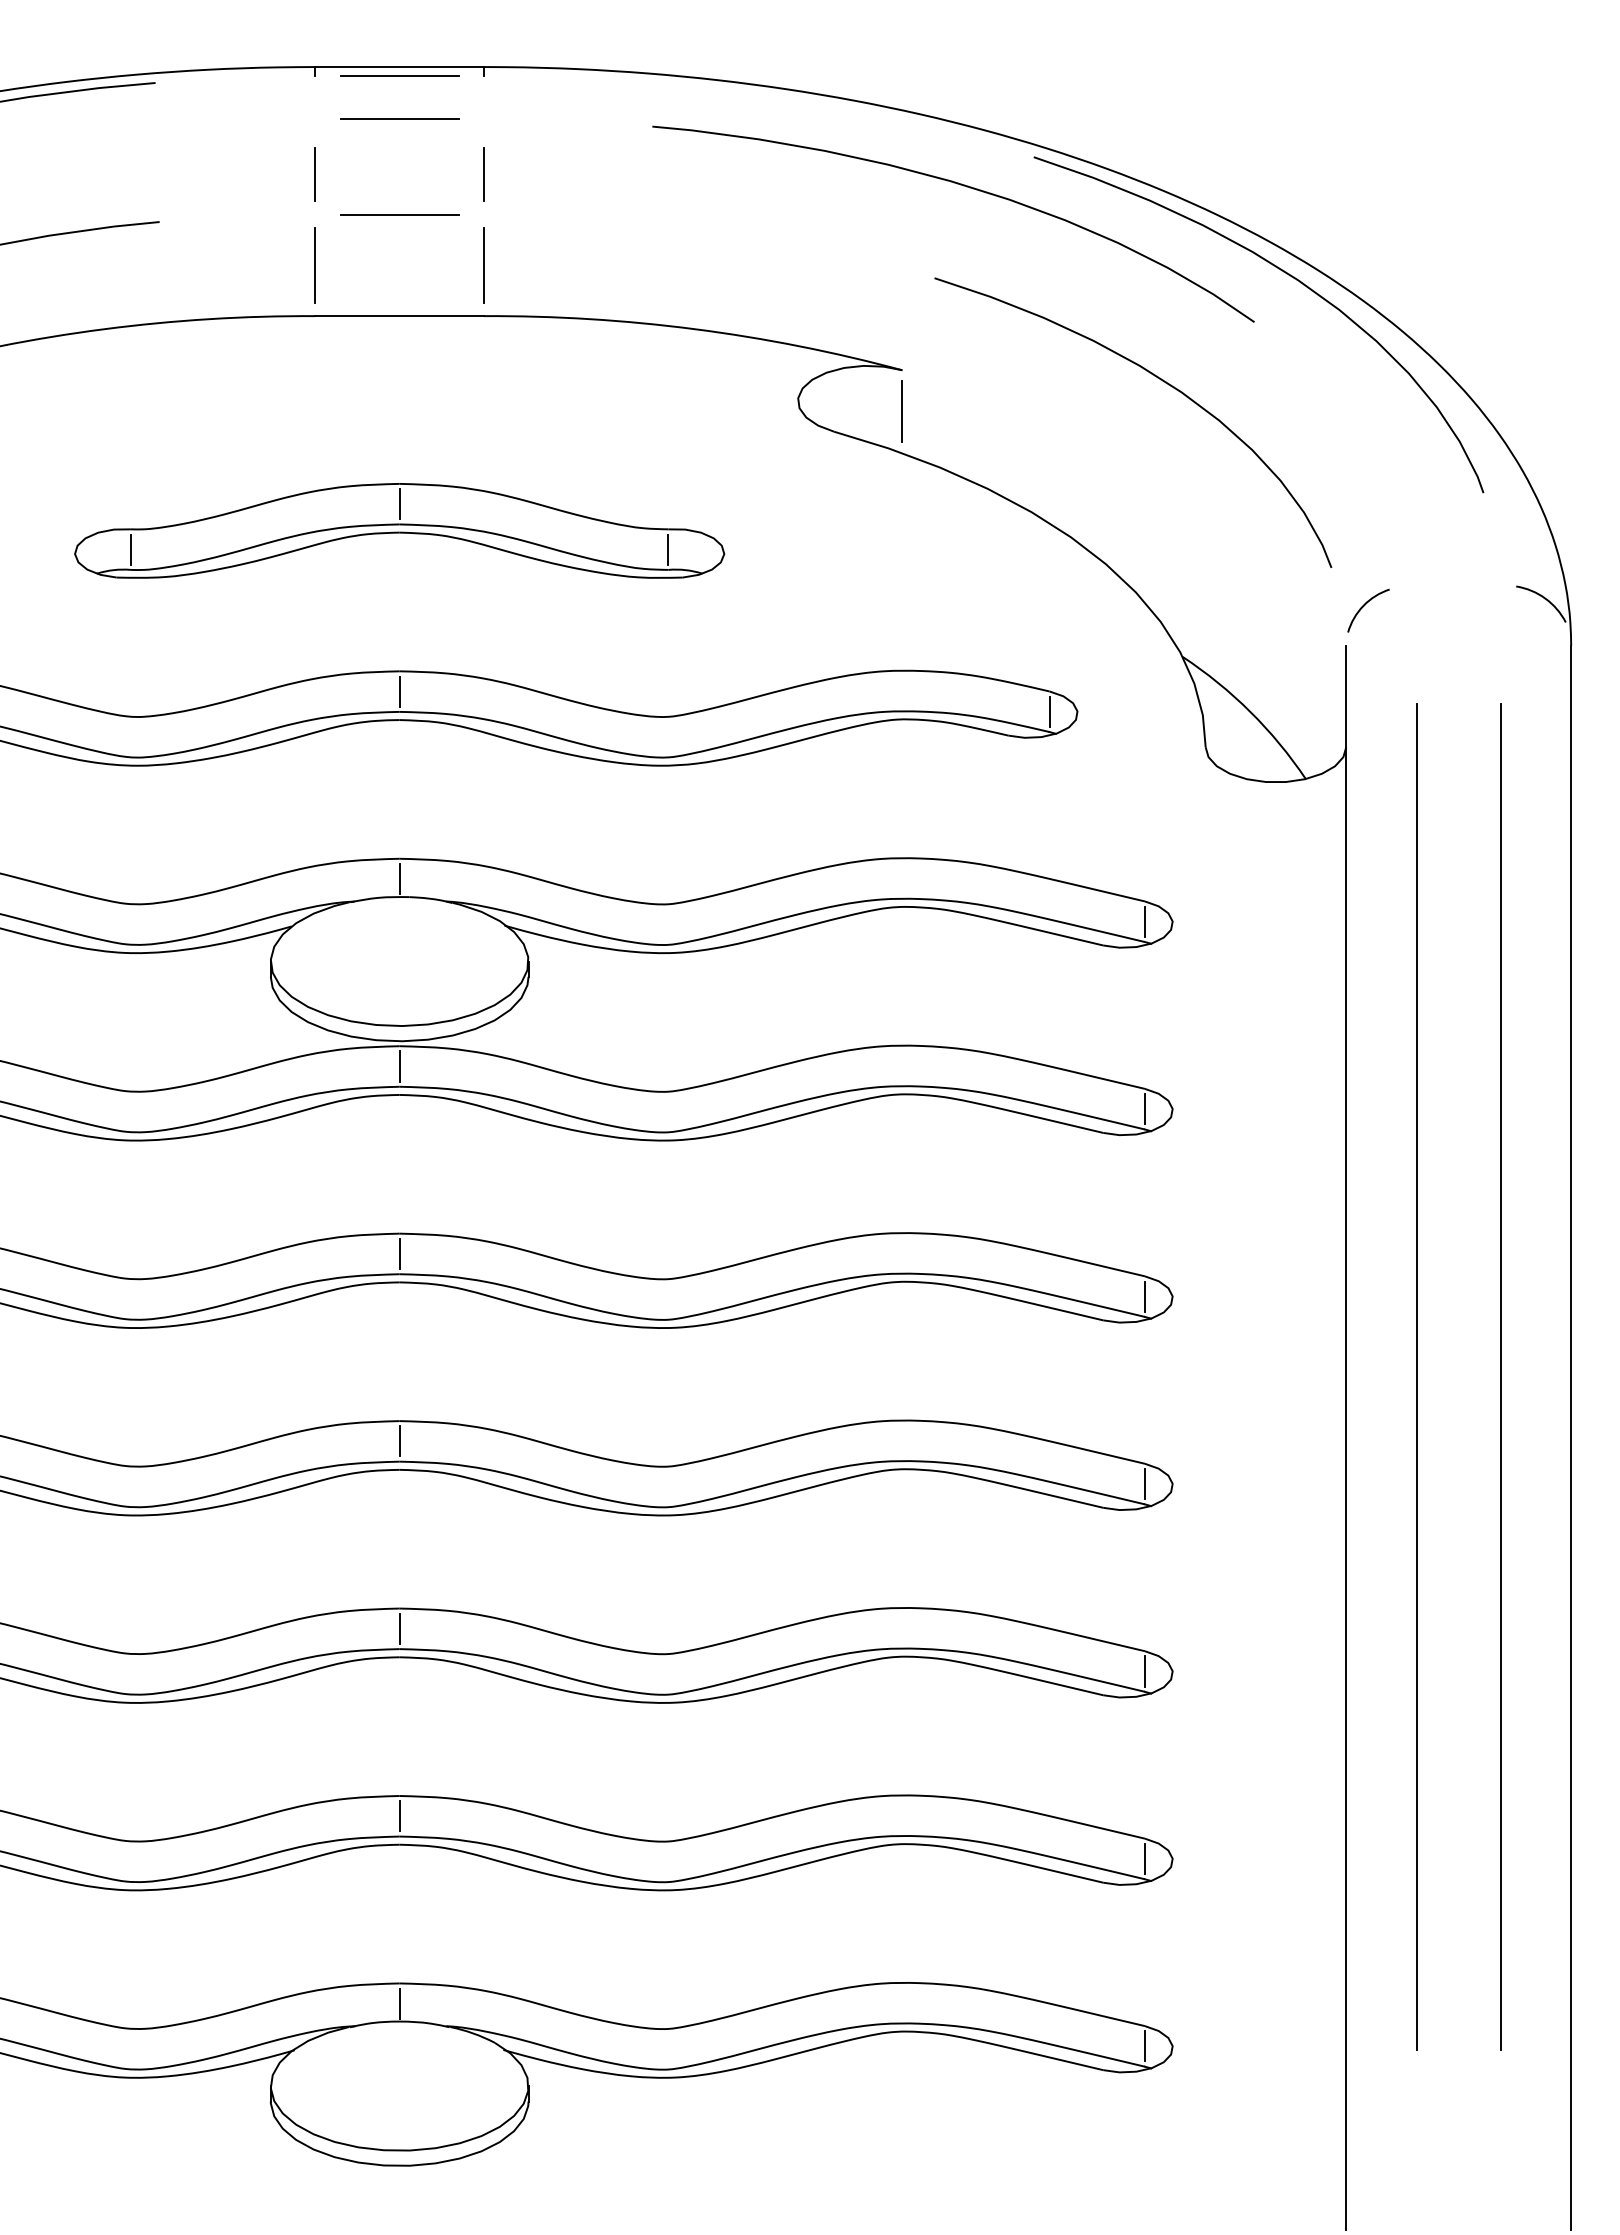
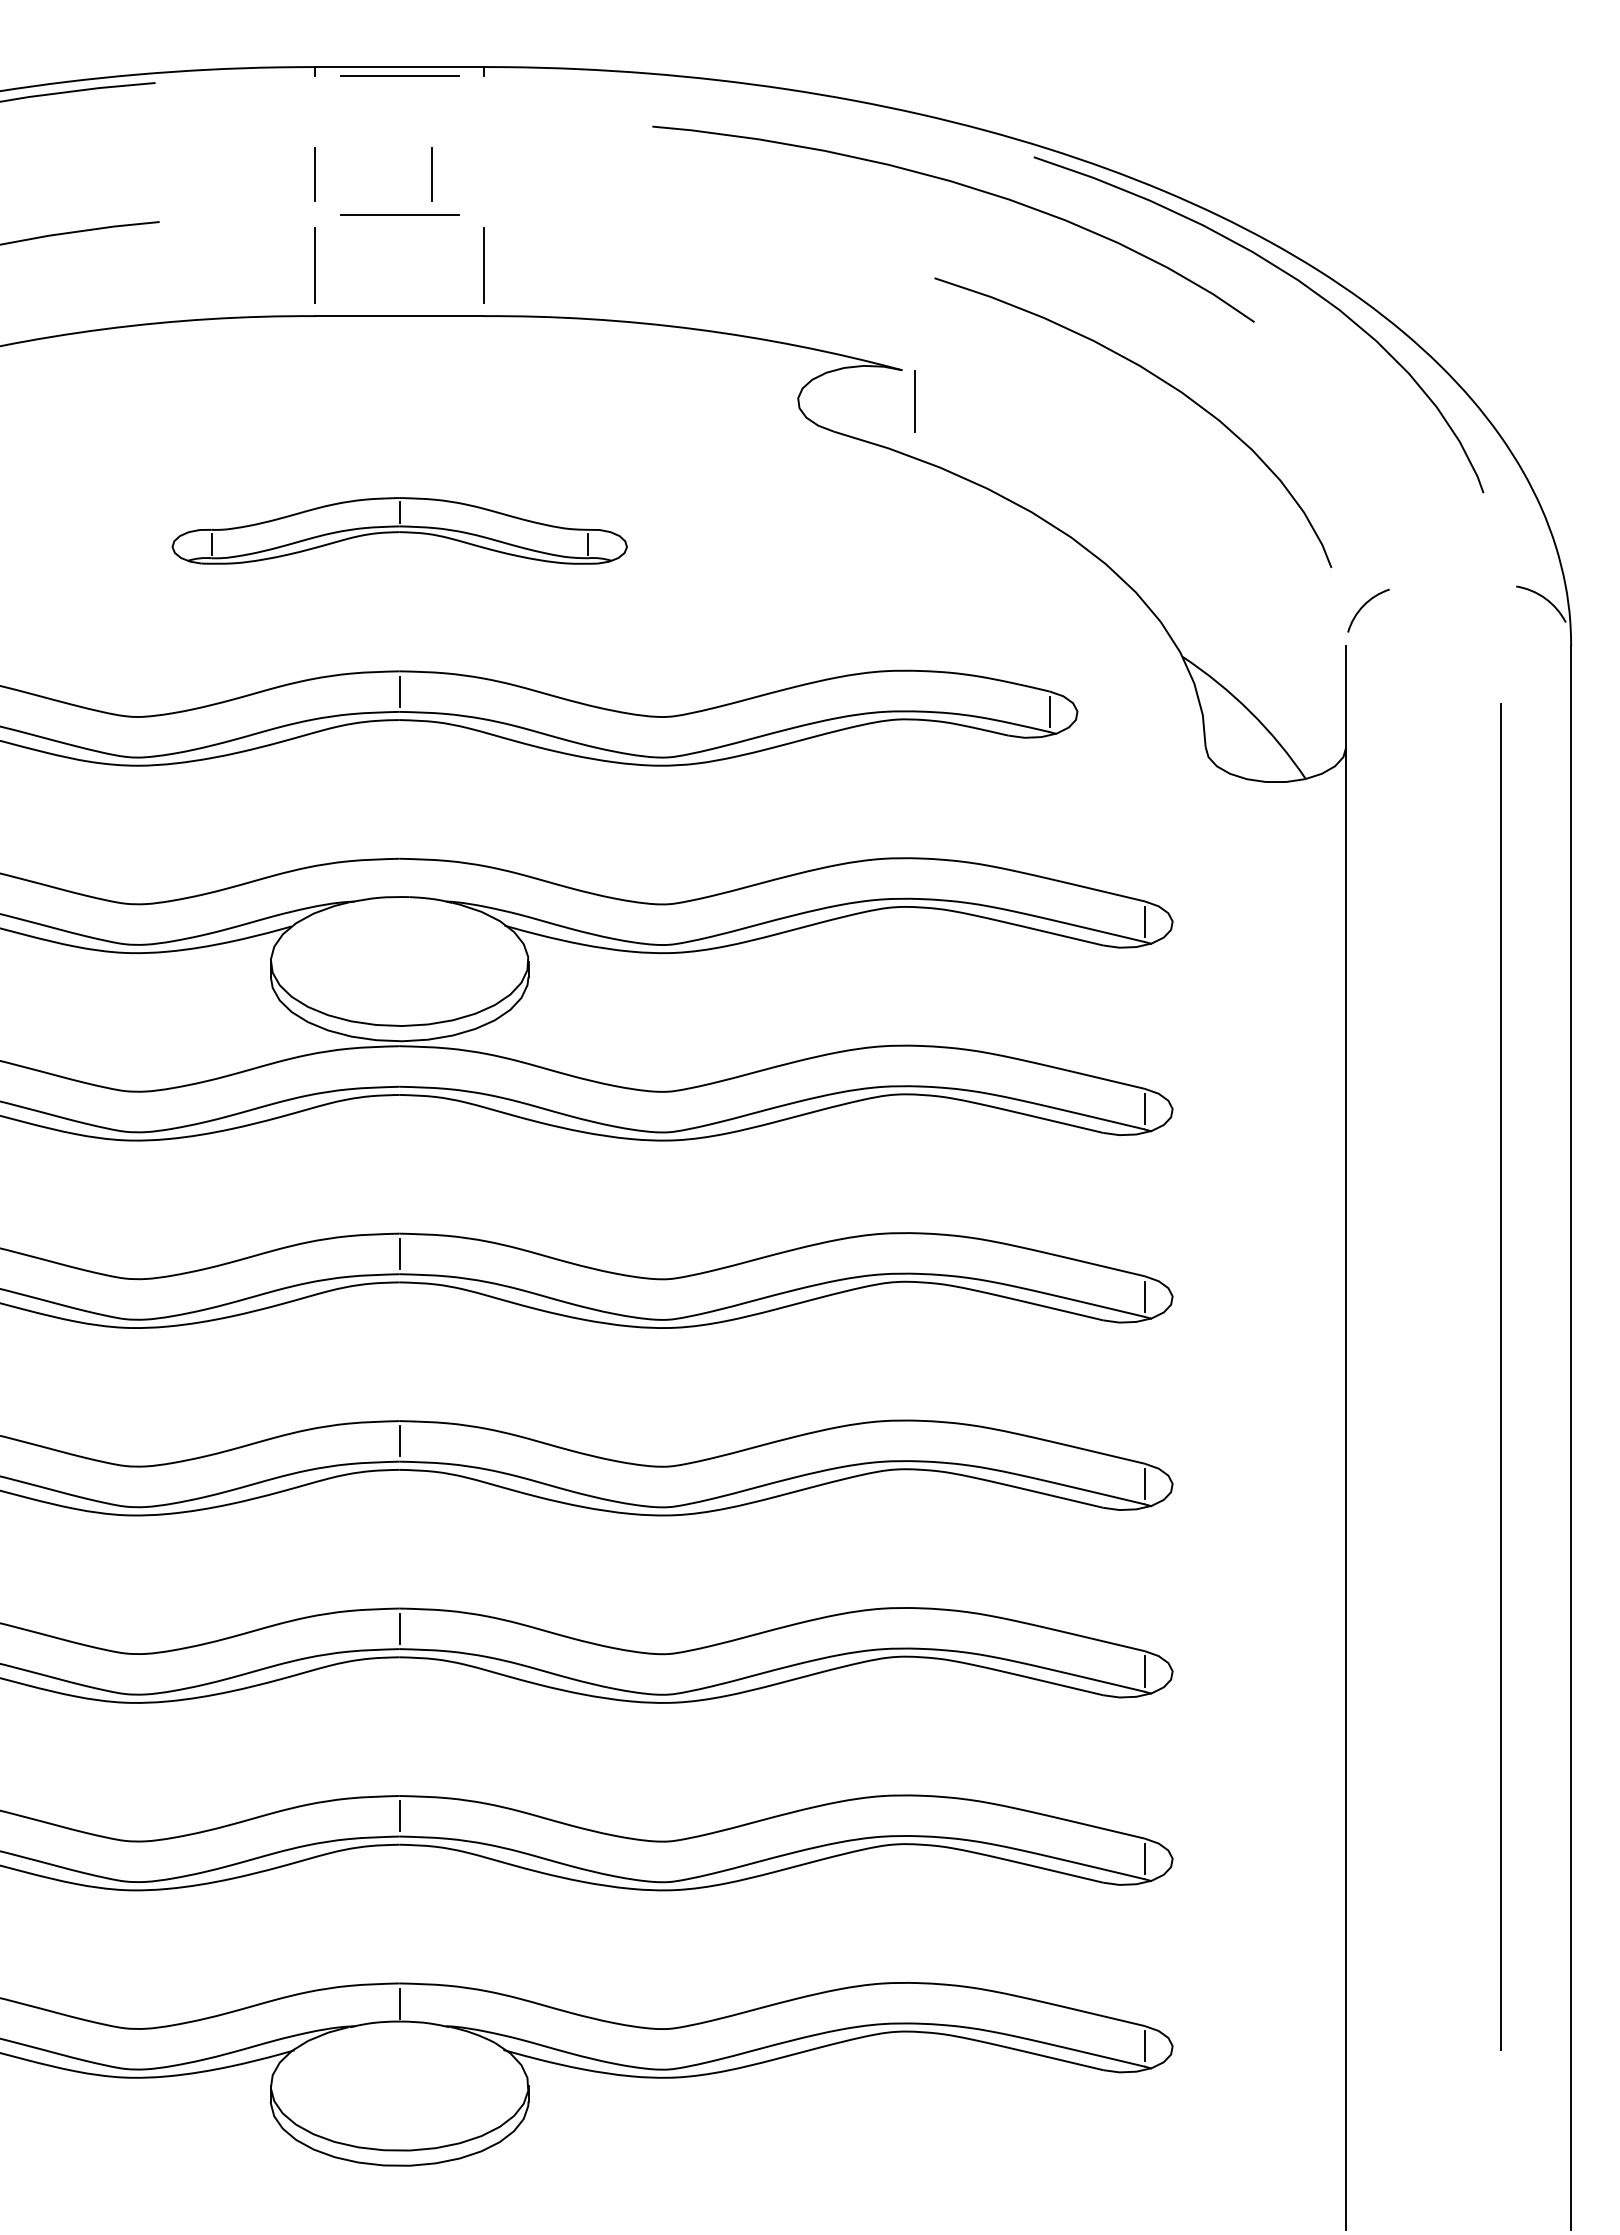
line: present -> none (399, 118)
line position: (483, 174) -> (431, 174) (431, 174)
line position: (901, 411) -> (914, 401) (914, 401)
part size: 652x96 px -> 457x68 px (399, 530)
line: present -> none (399, 879)
line: present -> none (399, 1066)
line: present -> none (1416, 1376)
